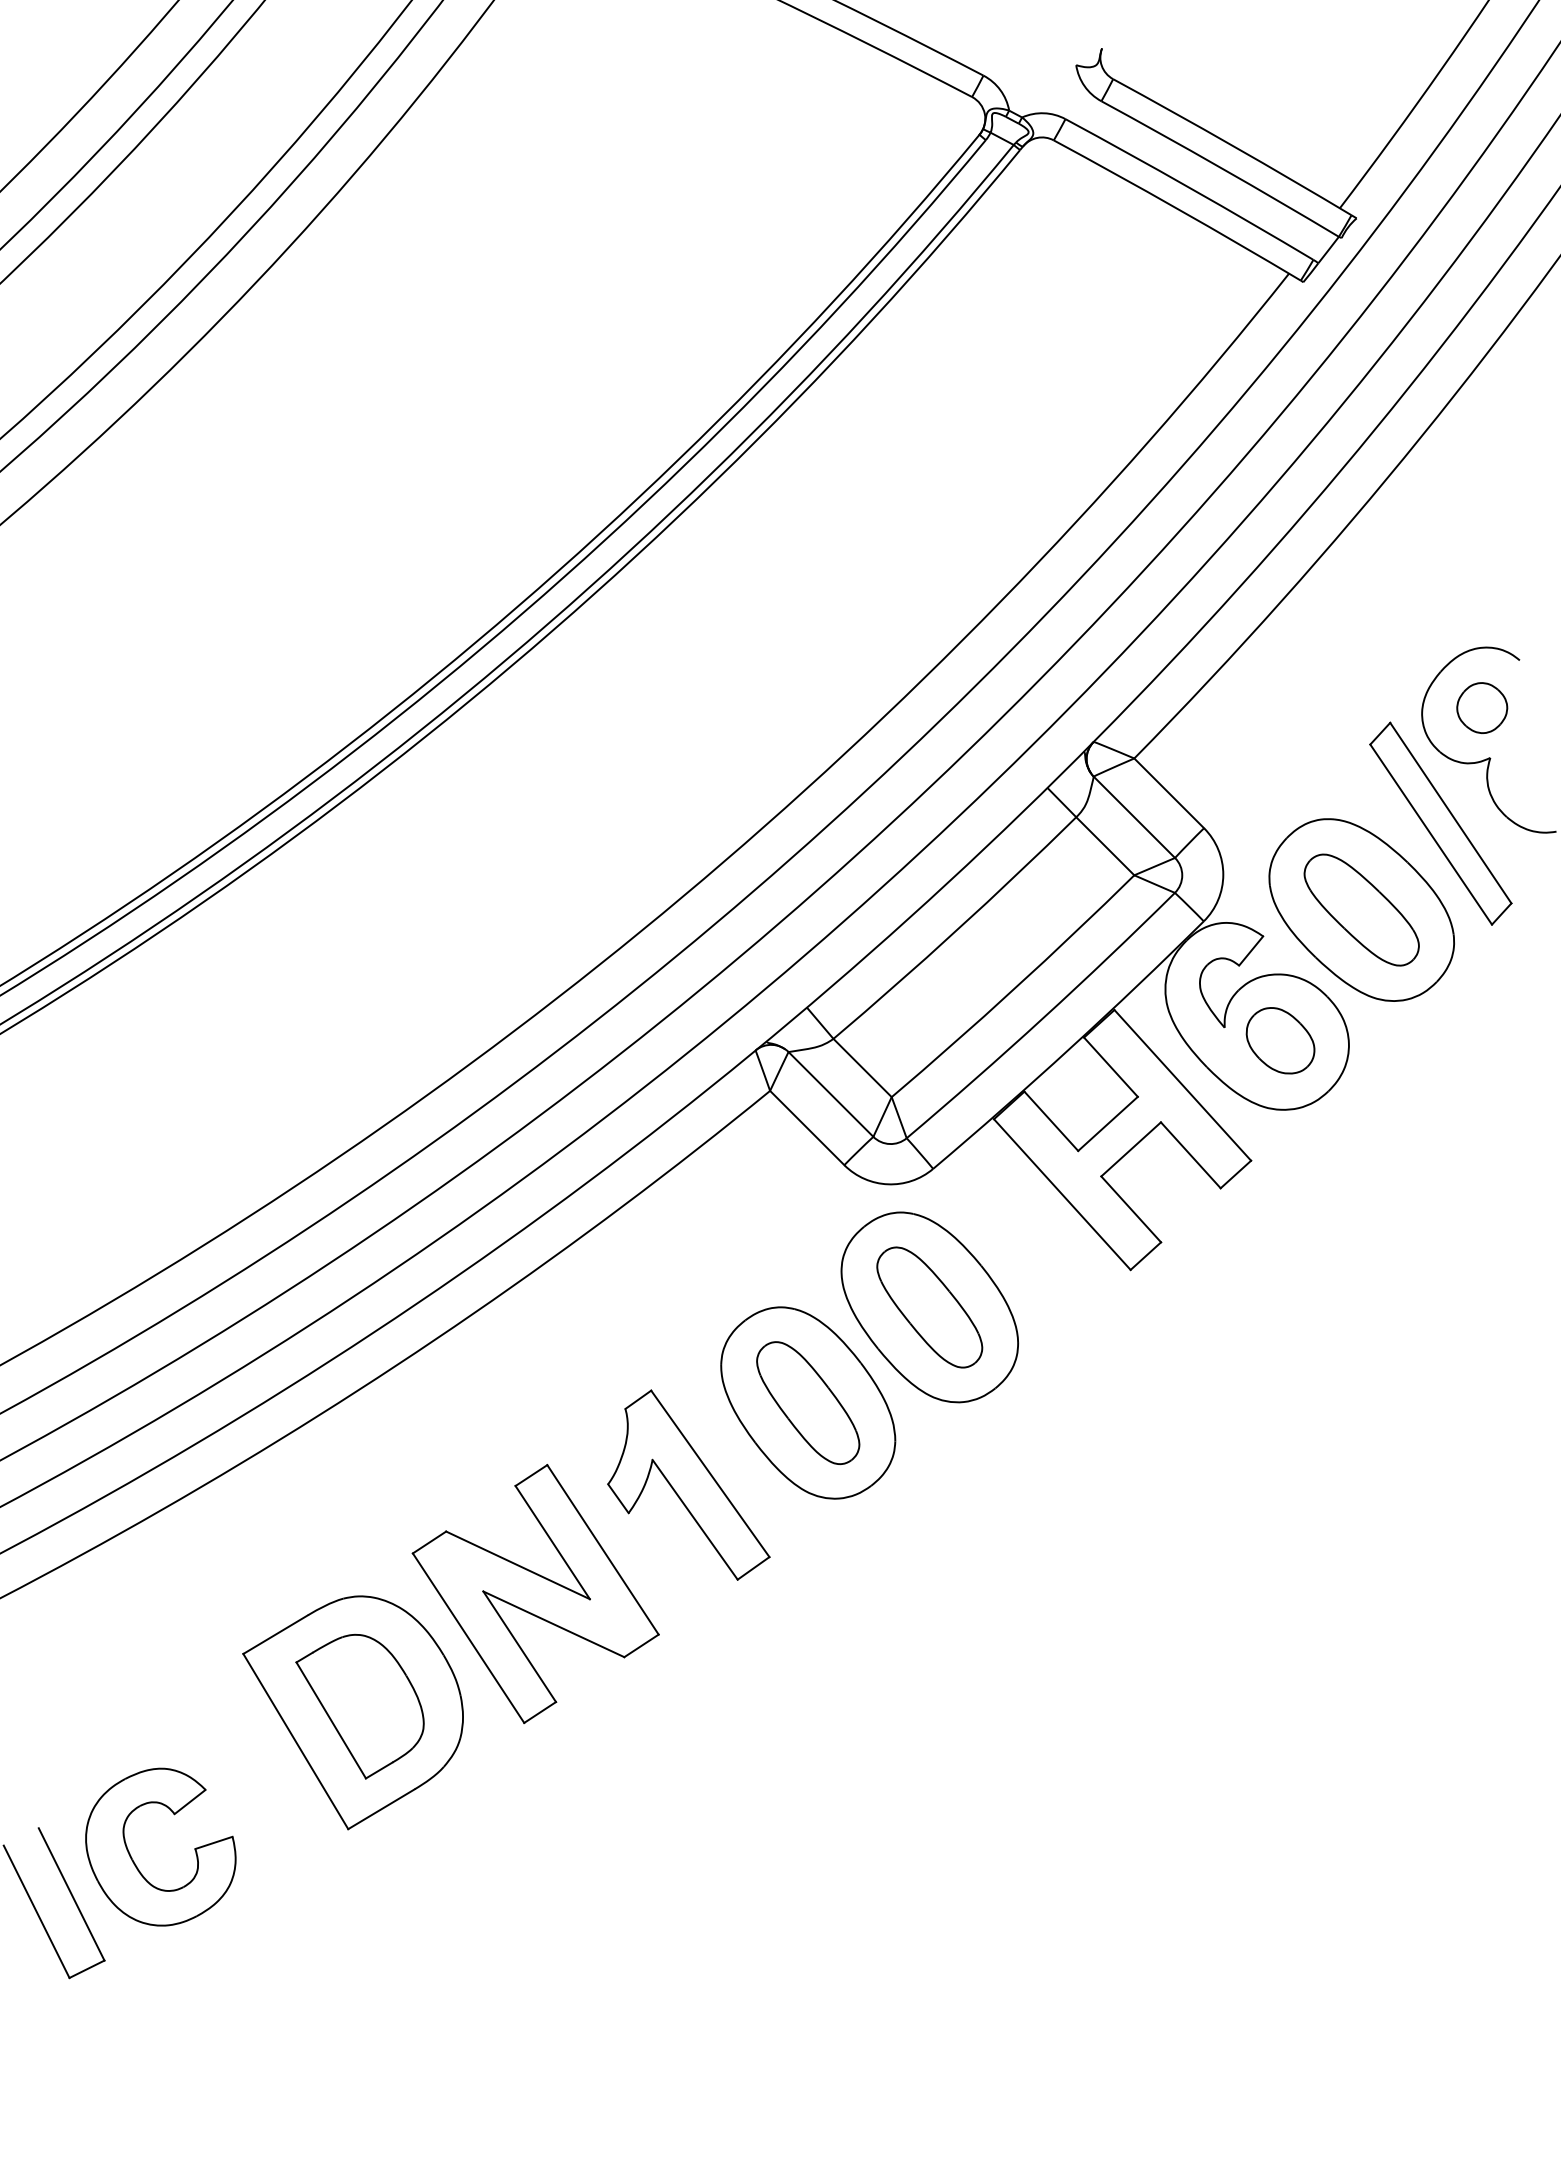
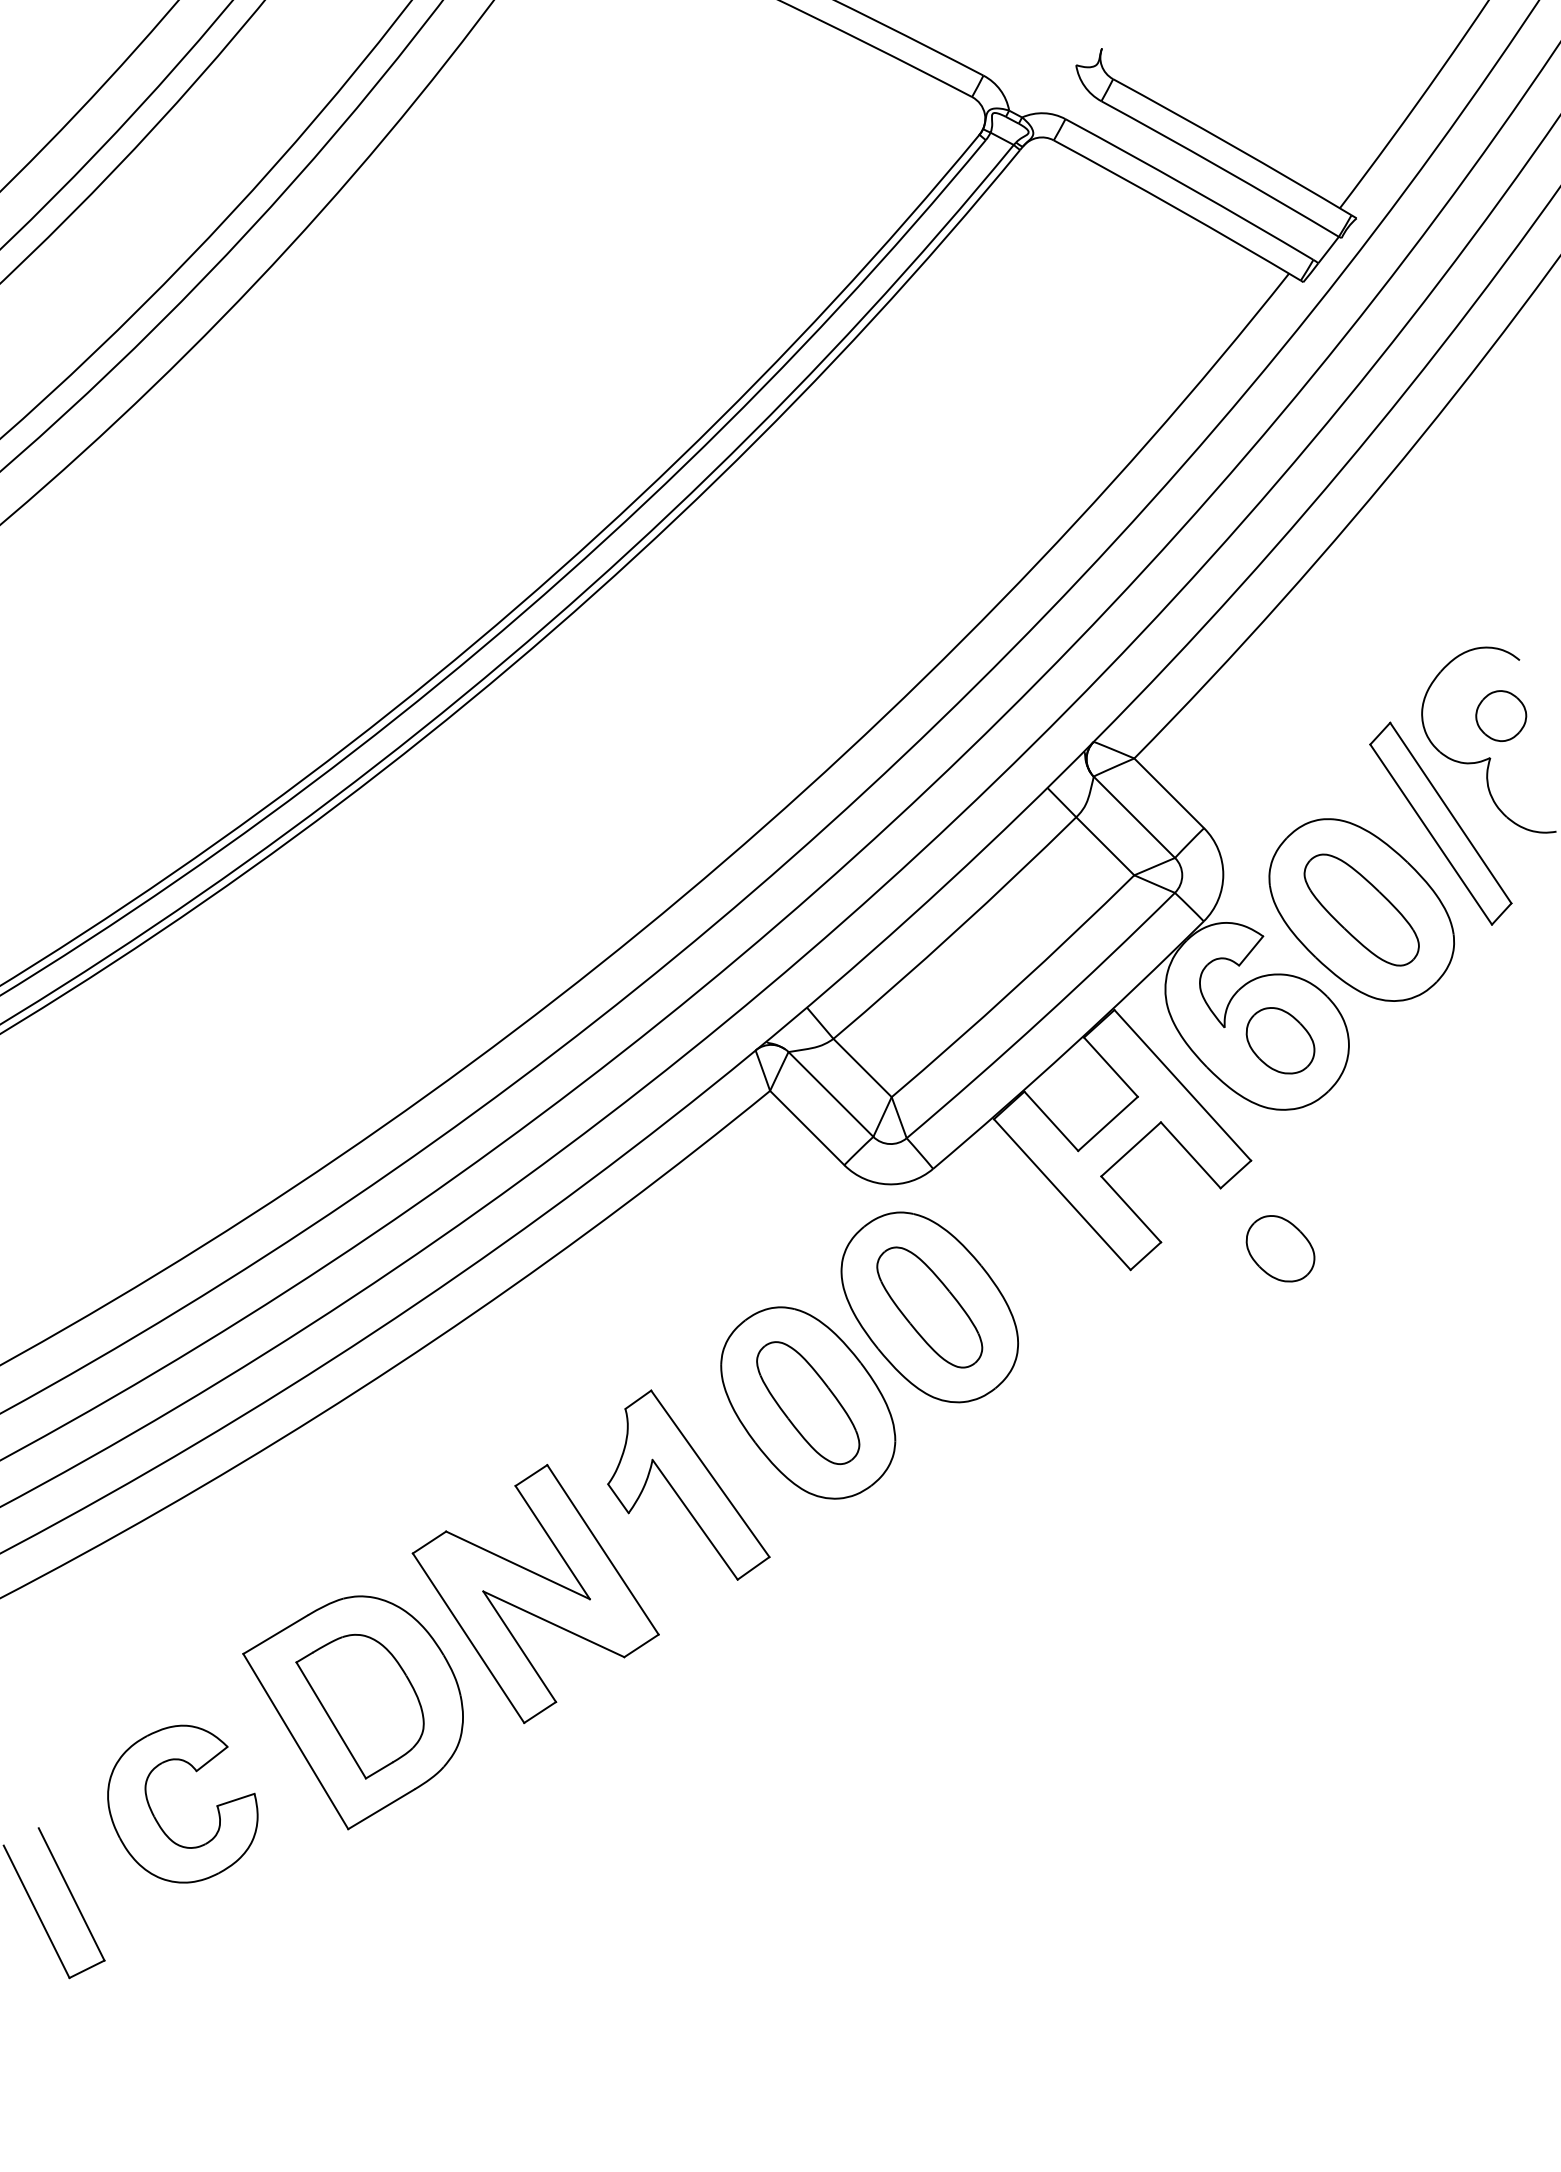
part position: (1482, 707) -> (1501, 715) (1501, 715)
part: none -> present (1280, 1248)
part position: (133, 1859) -> (155, 1816) (155, 1816)
